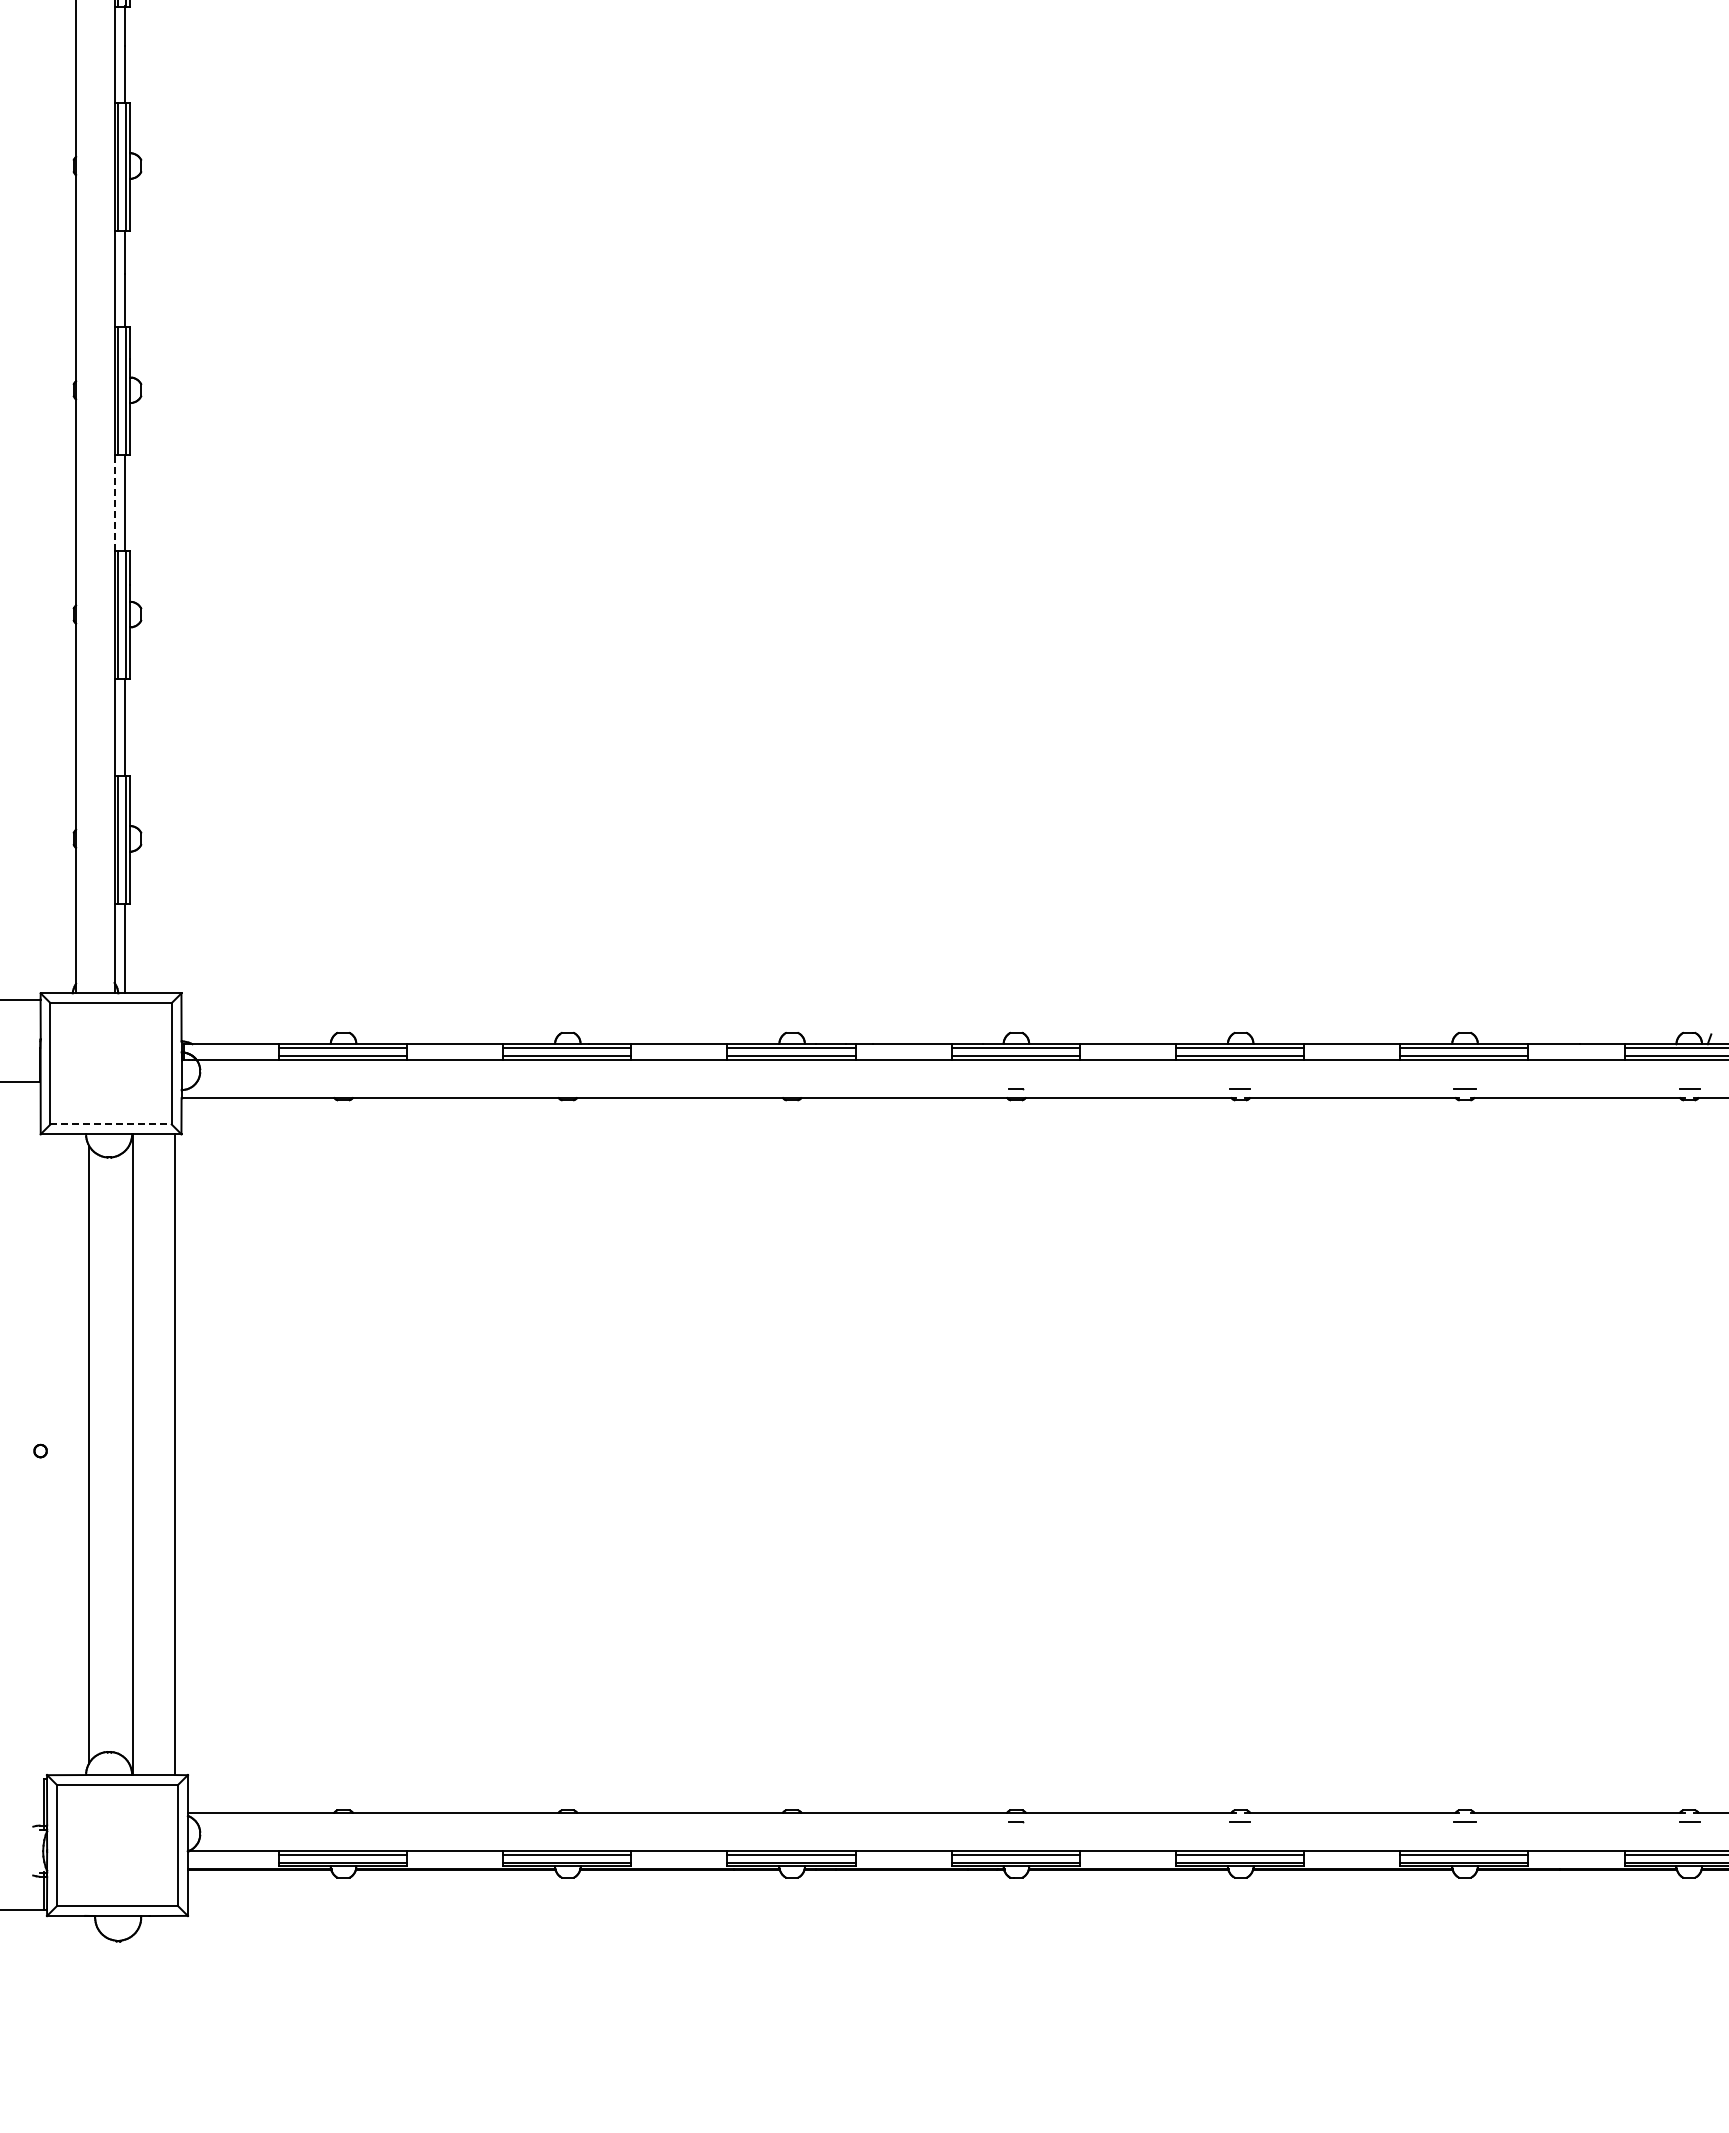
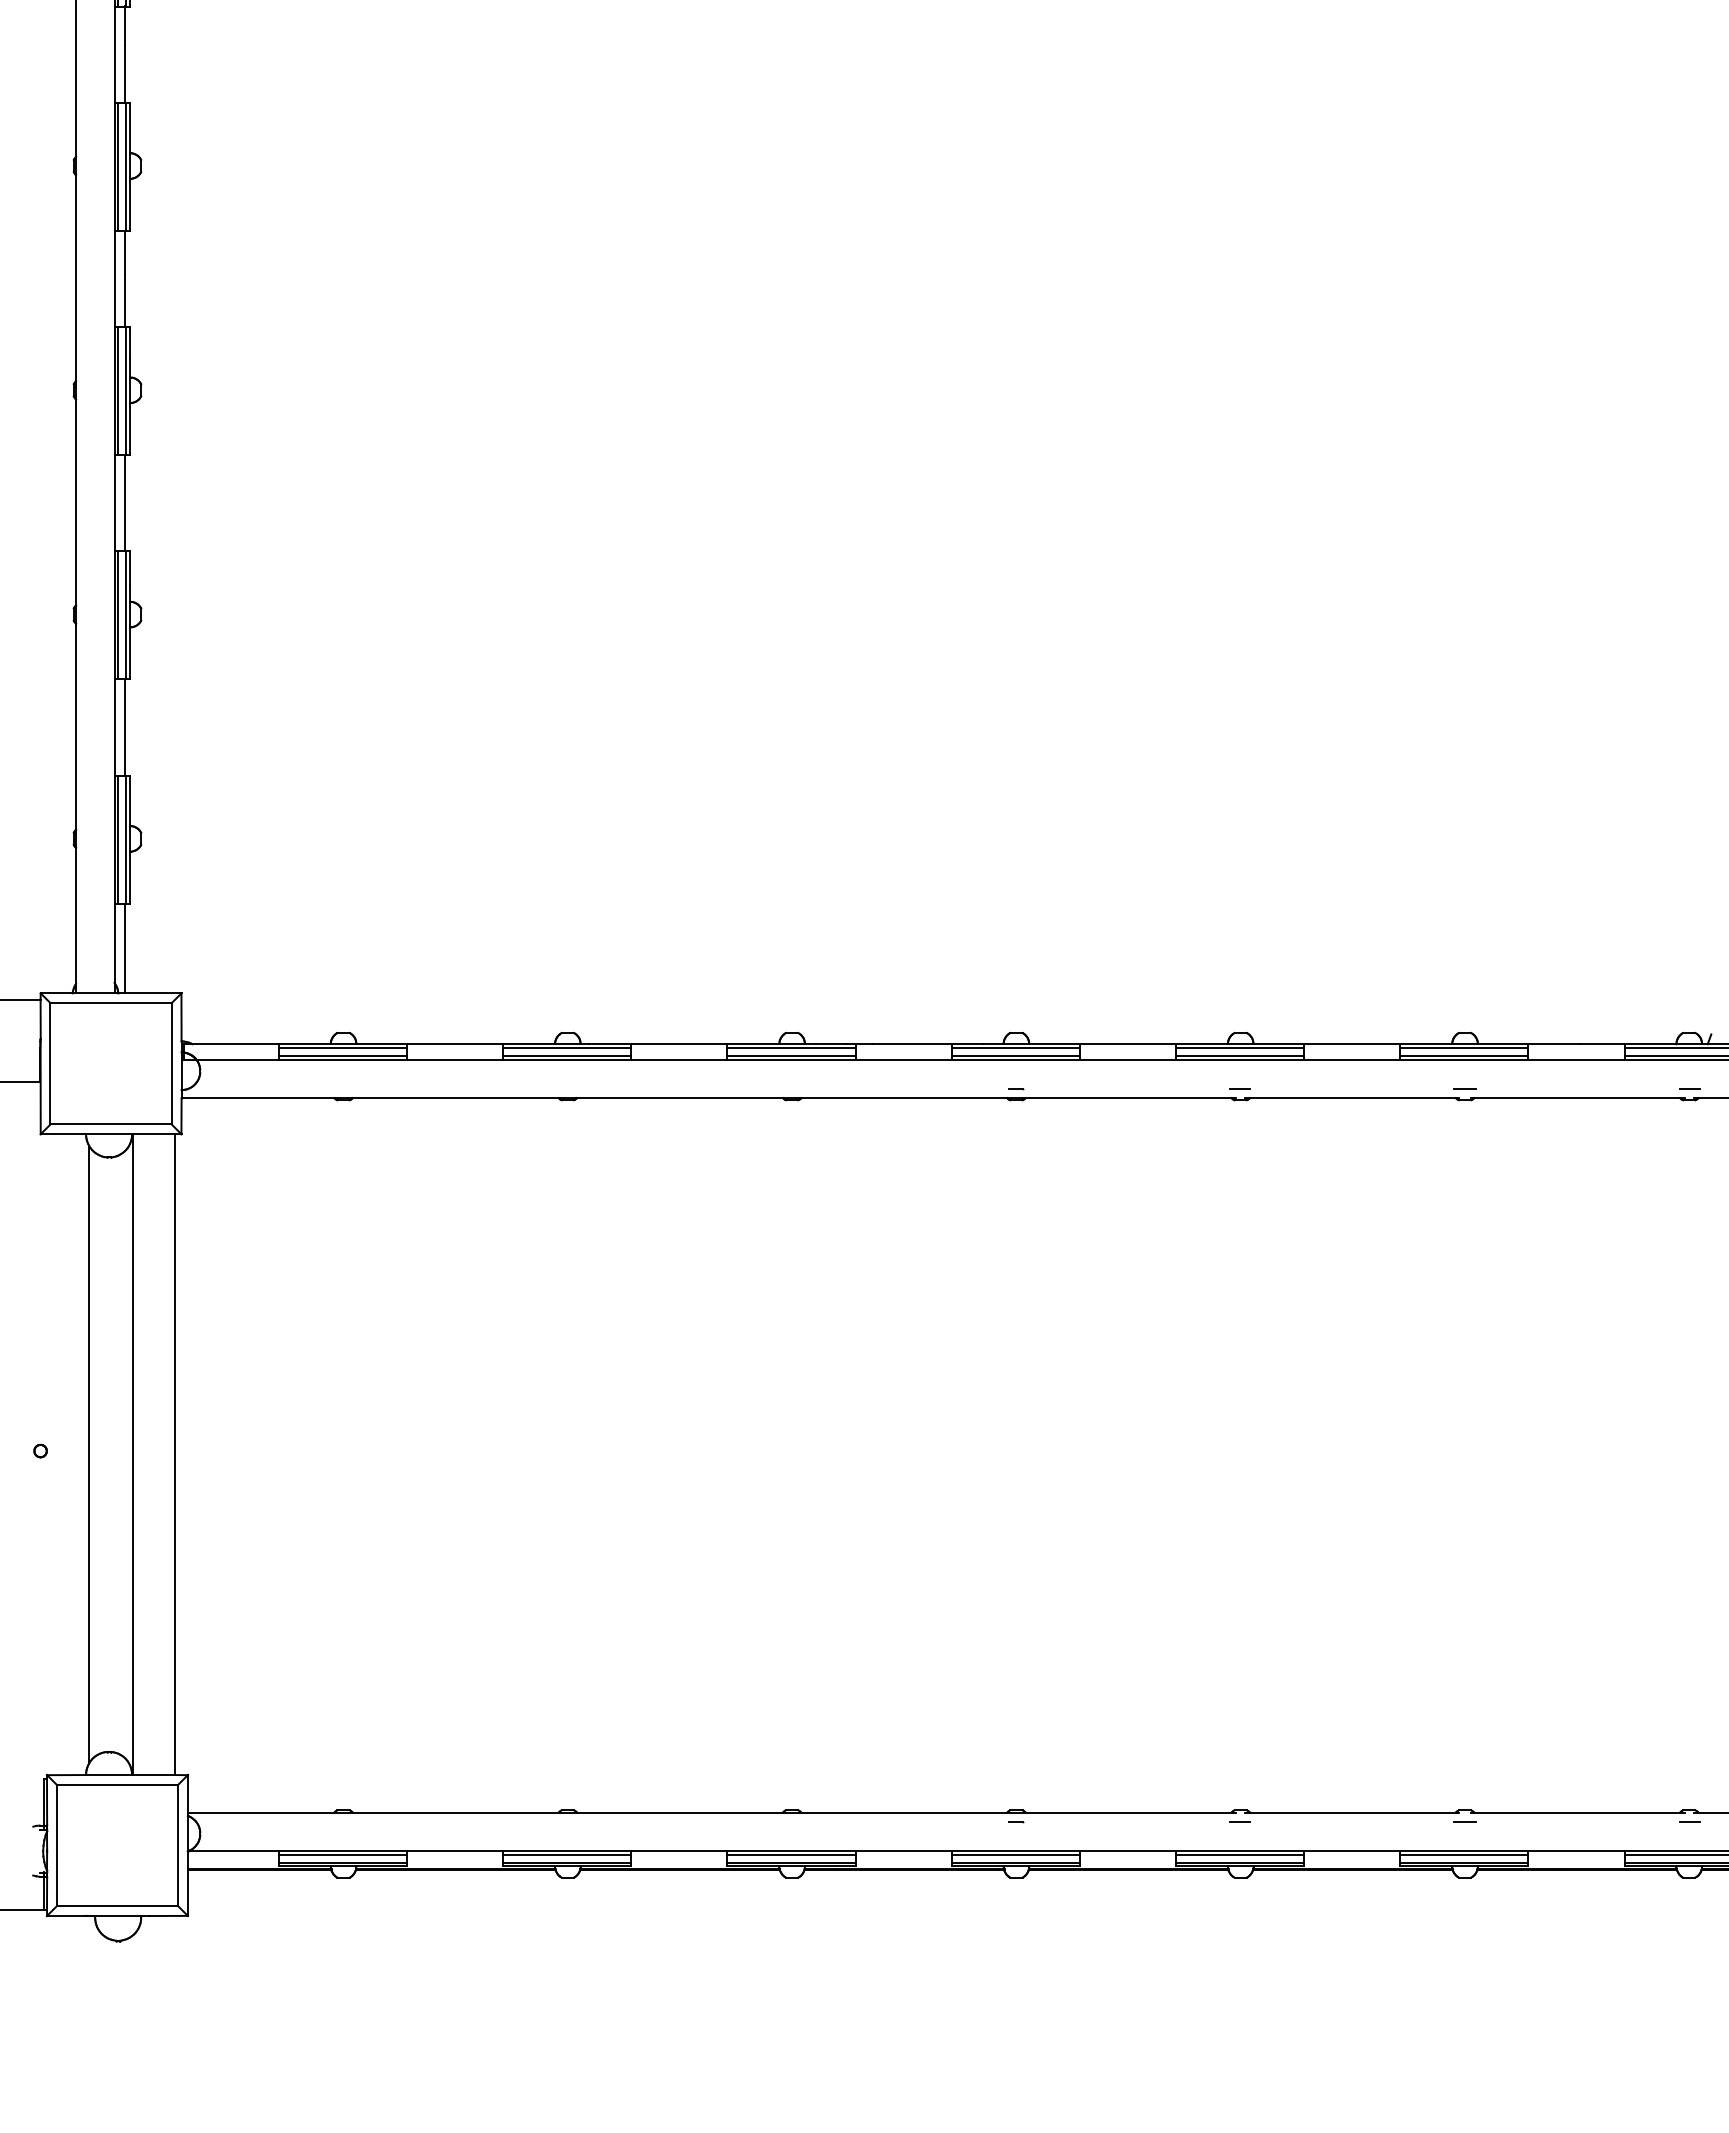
line: dashed -> solid (114, 502)
line: dashed -> solid (111, 1124)
